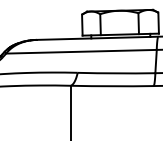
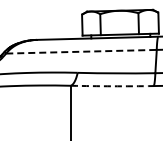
line: solid -> dashed (82, 51)
arc: solid -> dashed (112, 86)
